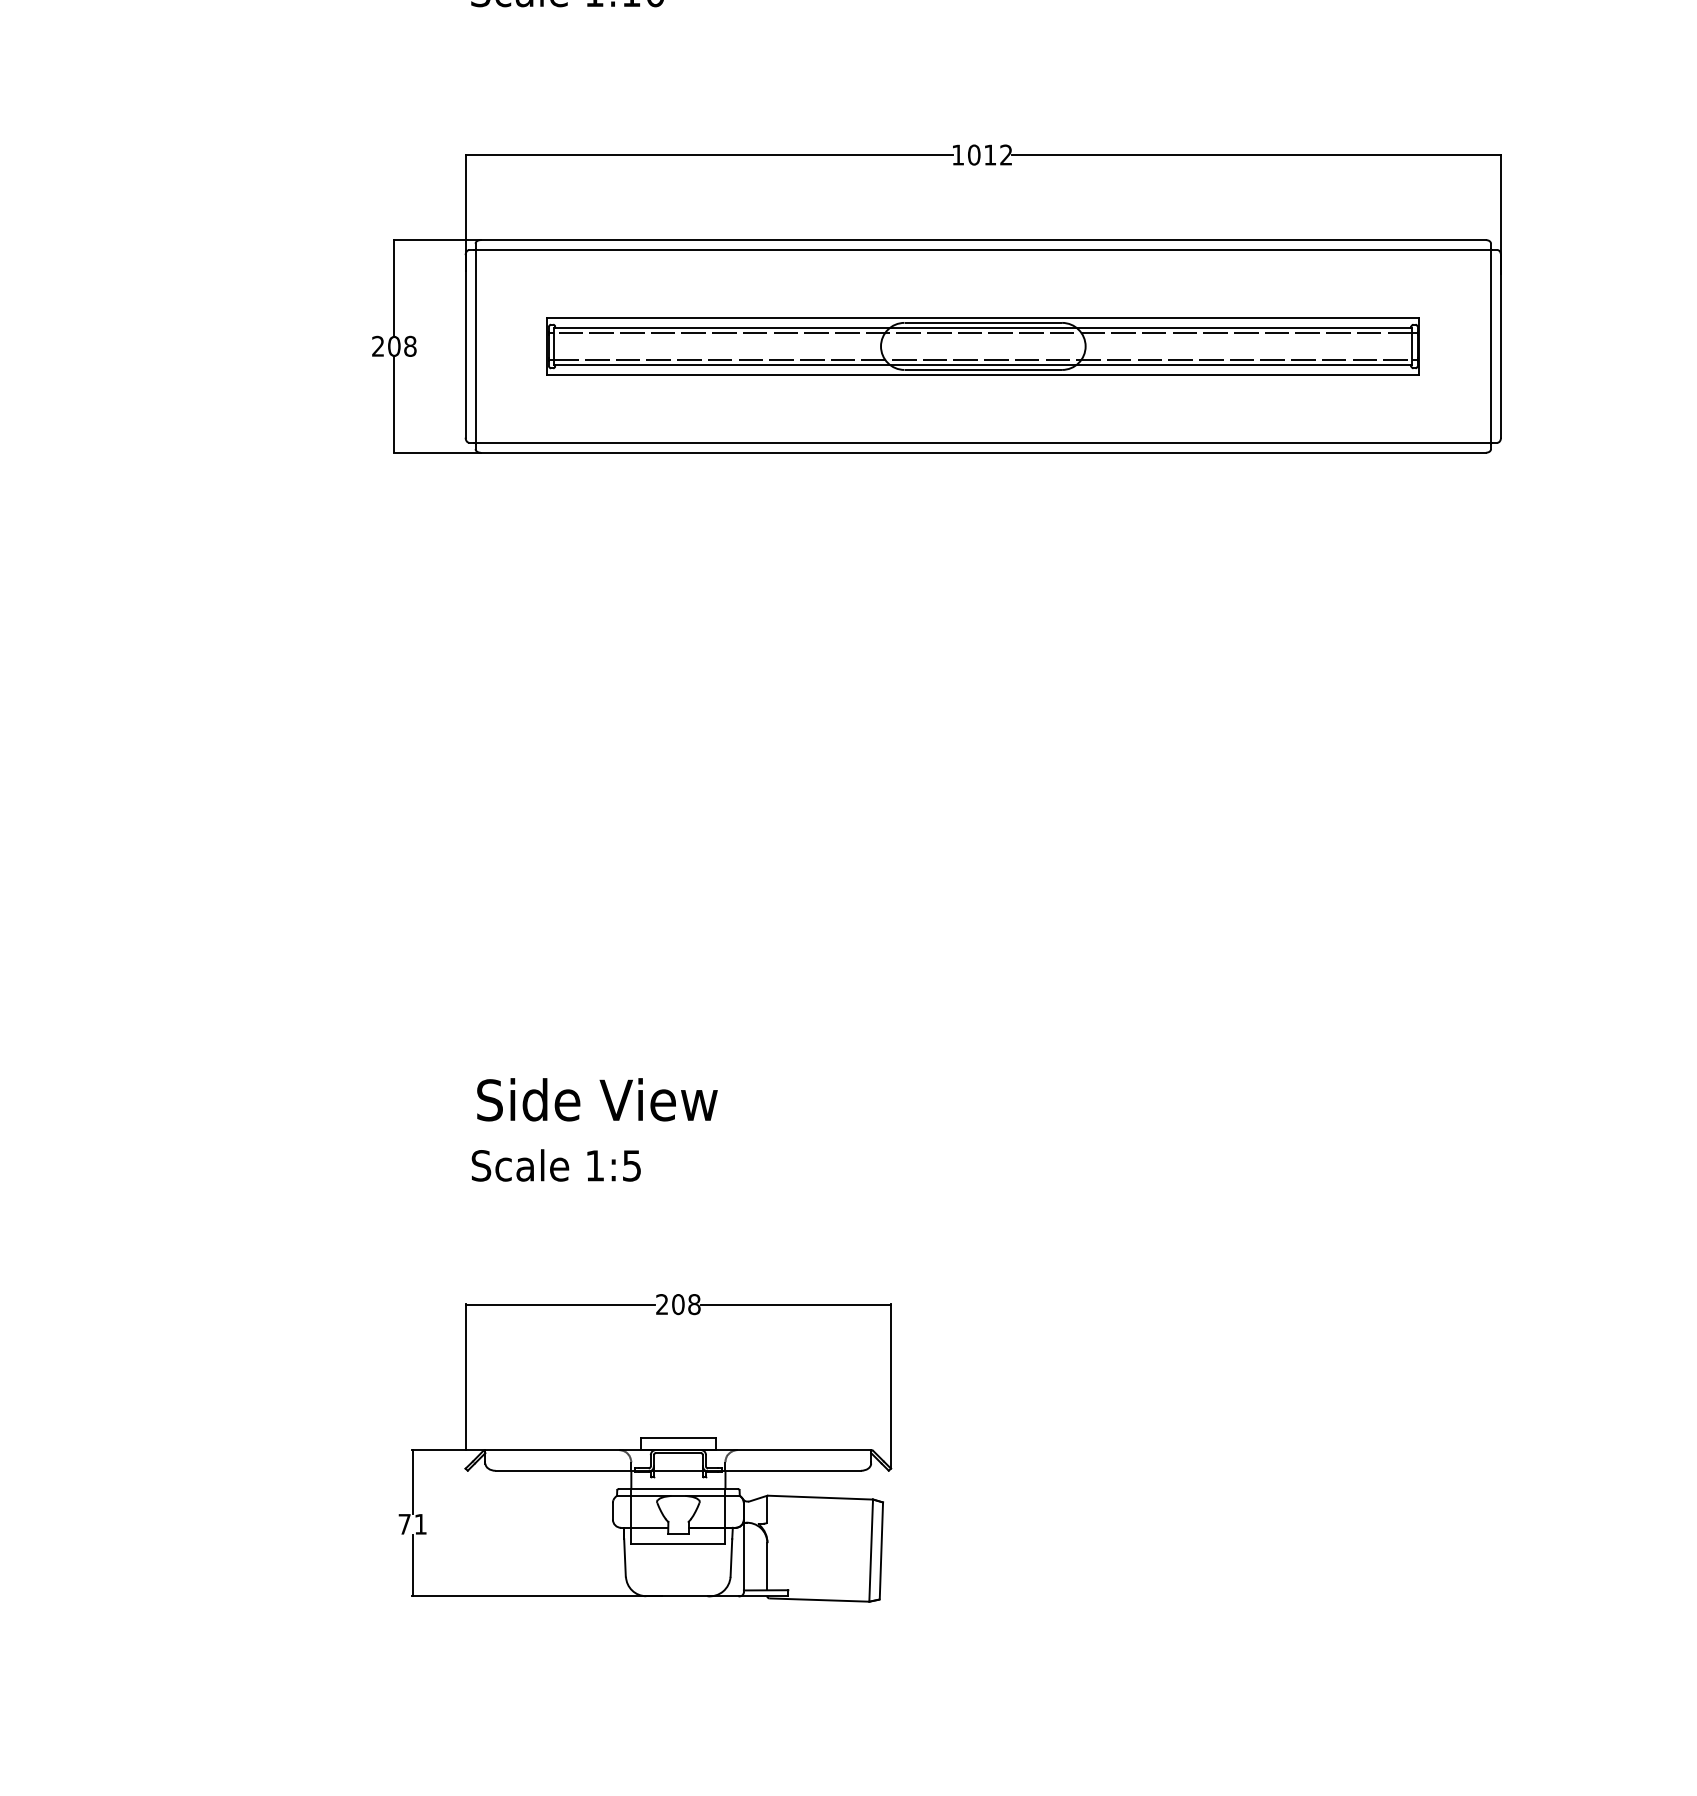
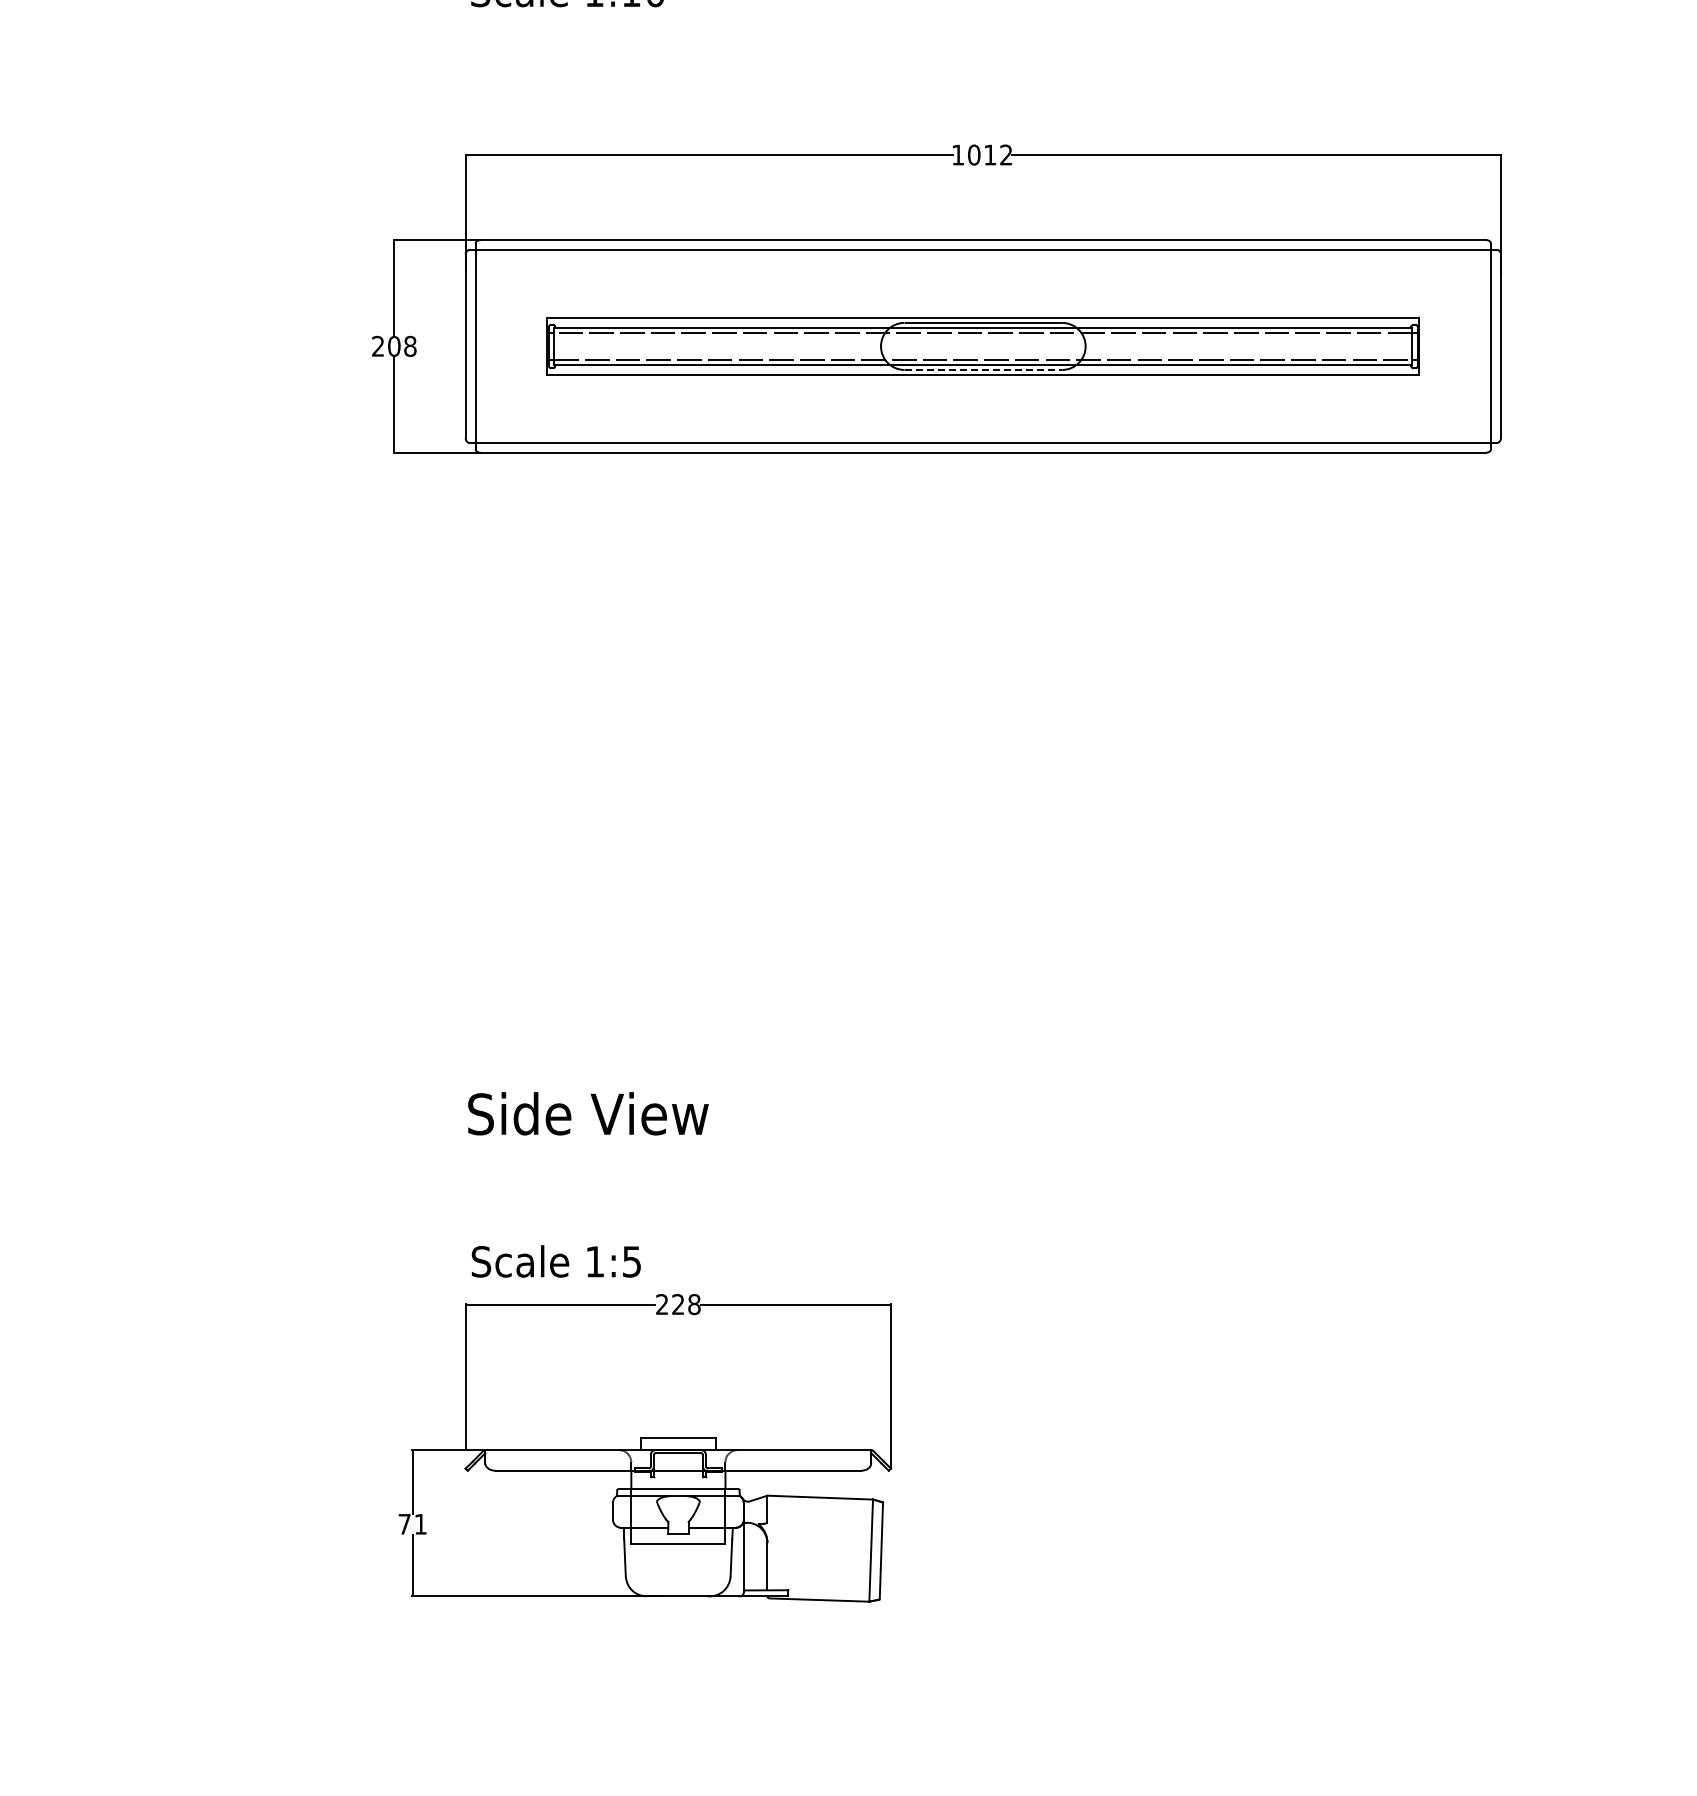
line: solid -> dashed (983, 369)
text position: (597, 1099) -> (588, 1113) (588, 1113)
text position: (555, 1165) -> (555, 1261) (555, 1261)
text: 208 -> 228 (678, 1304)
